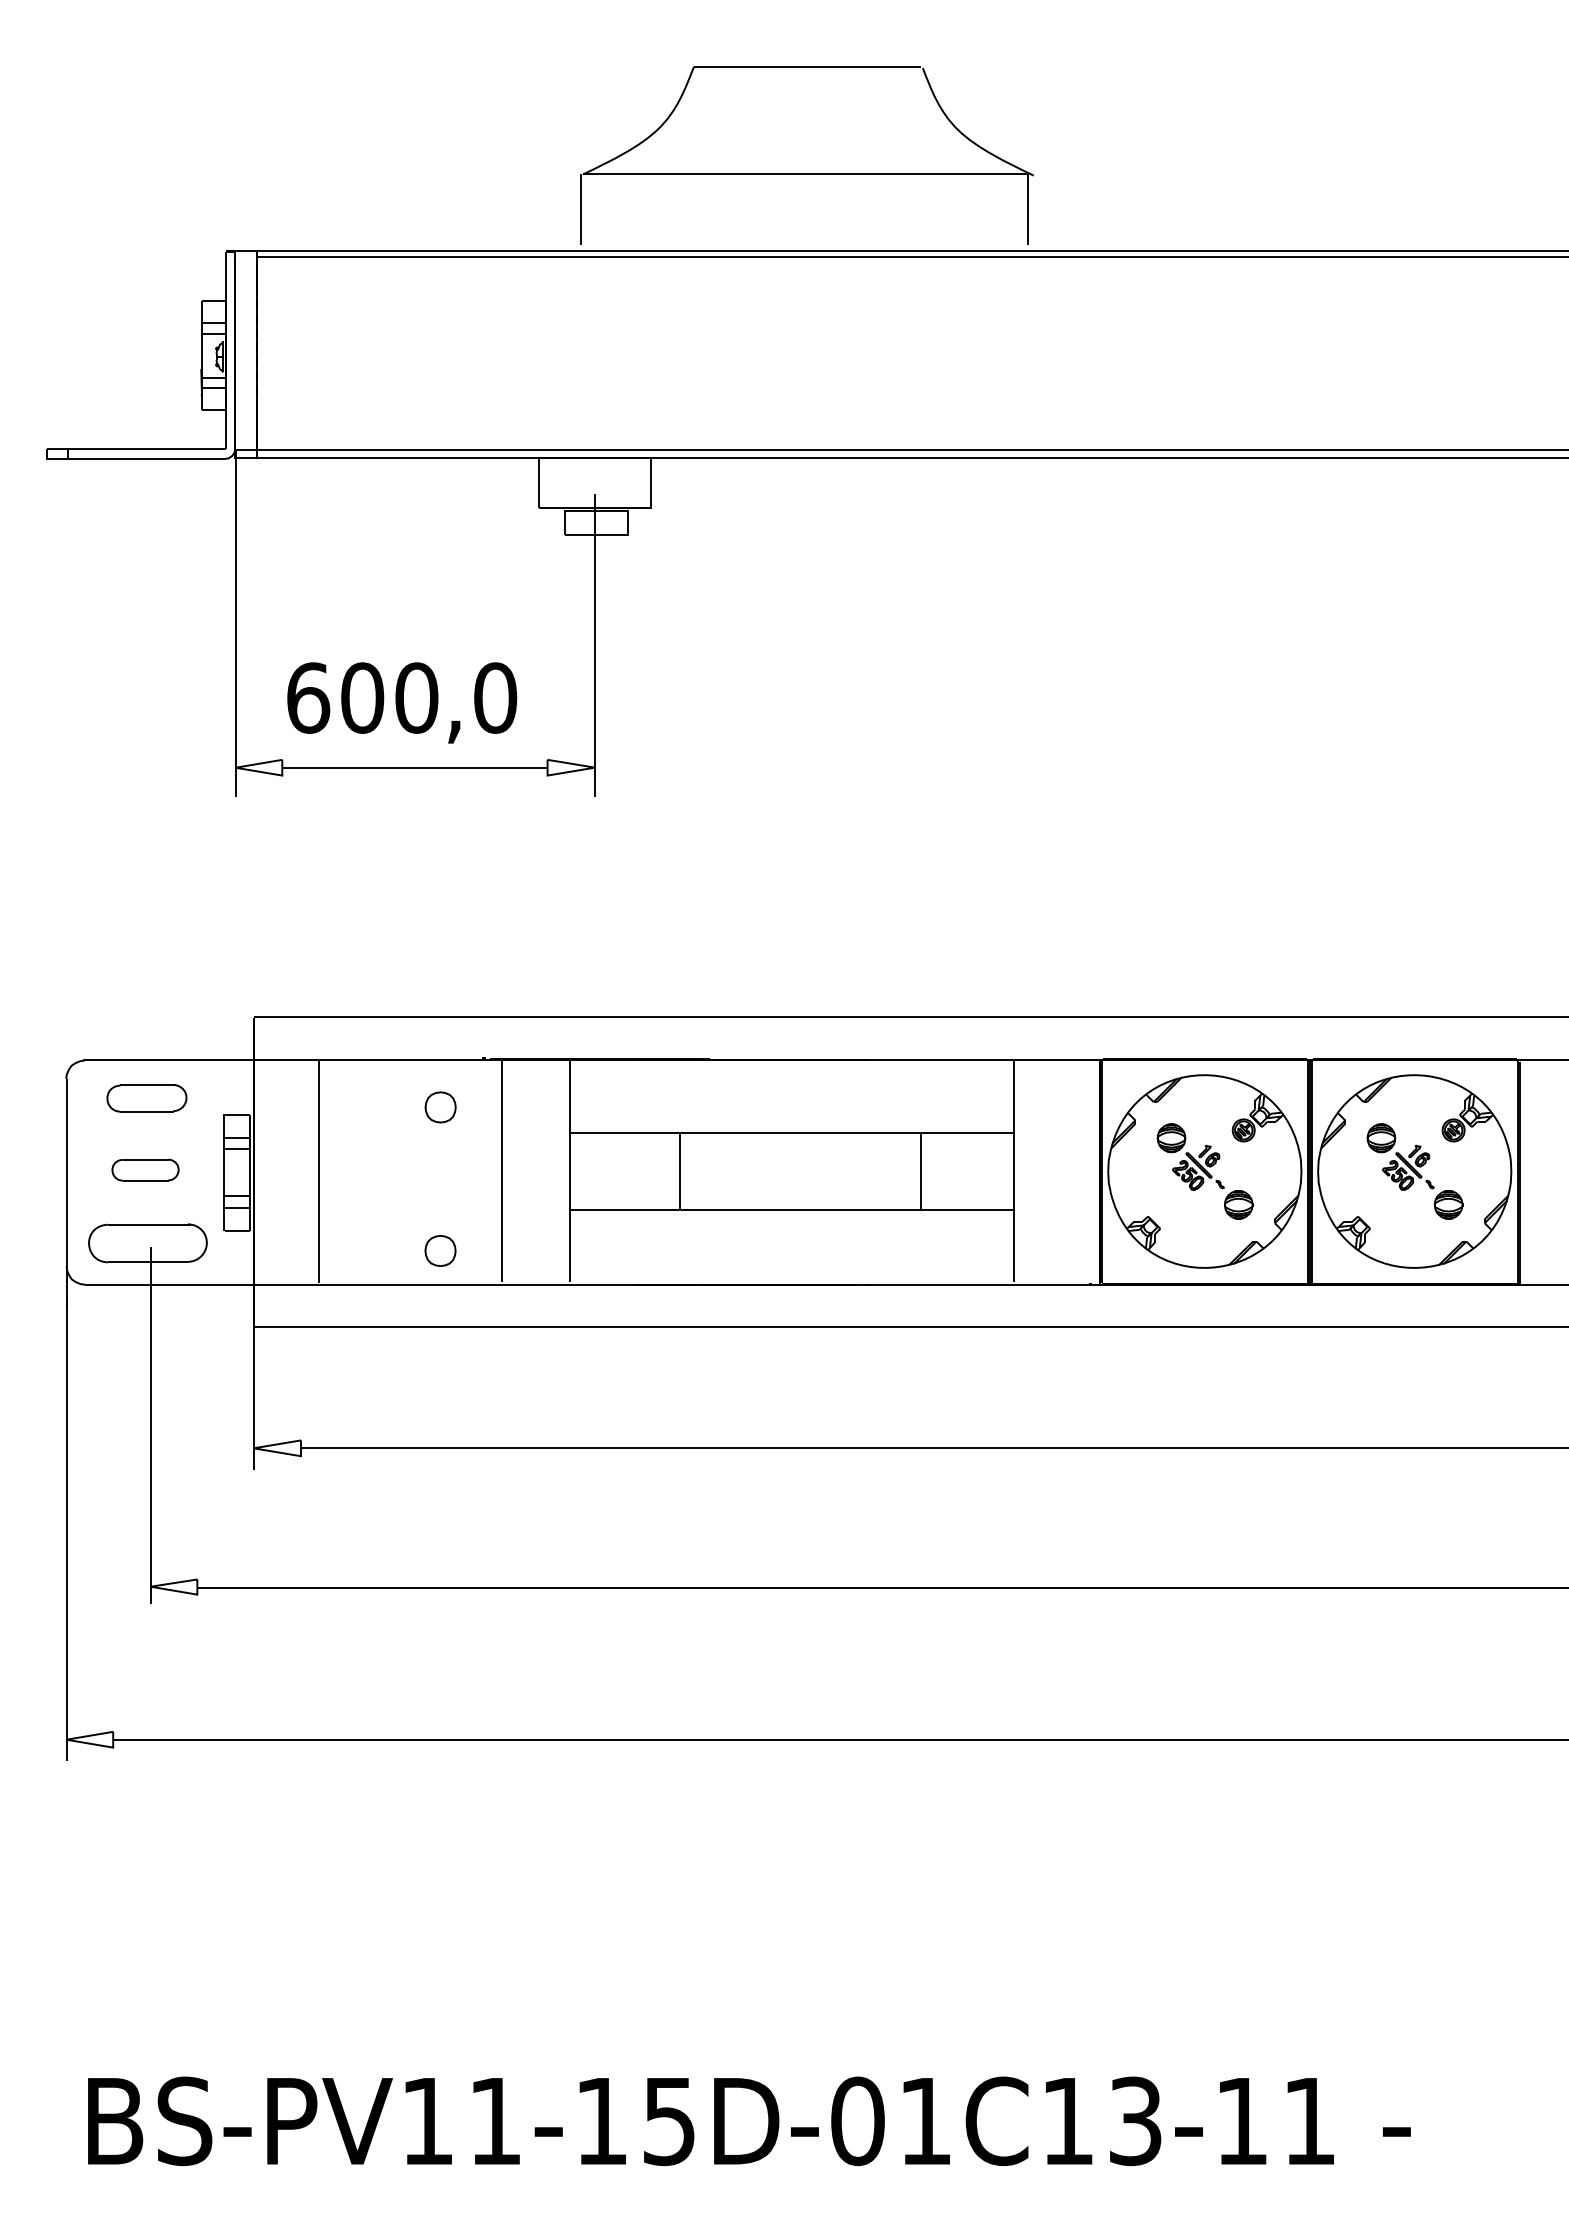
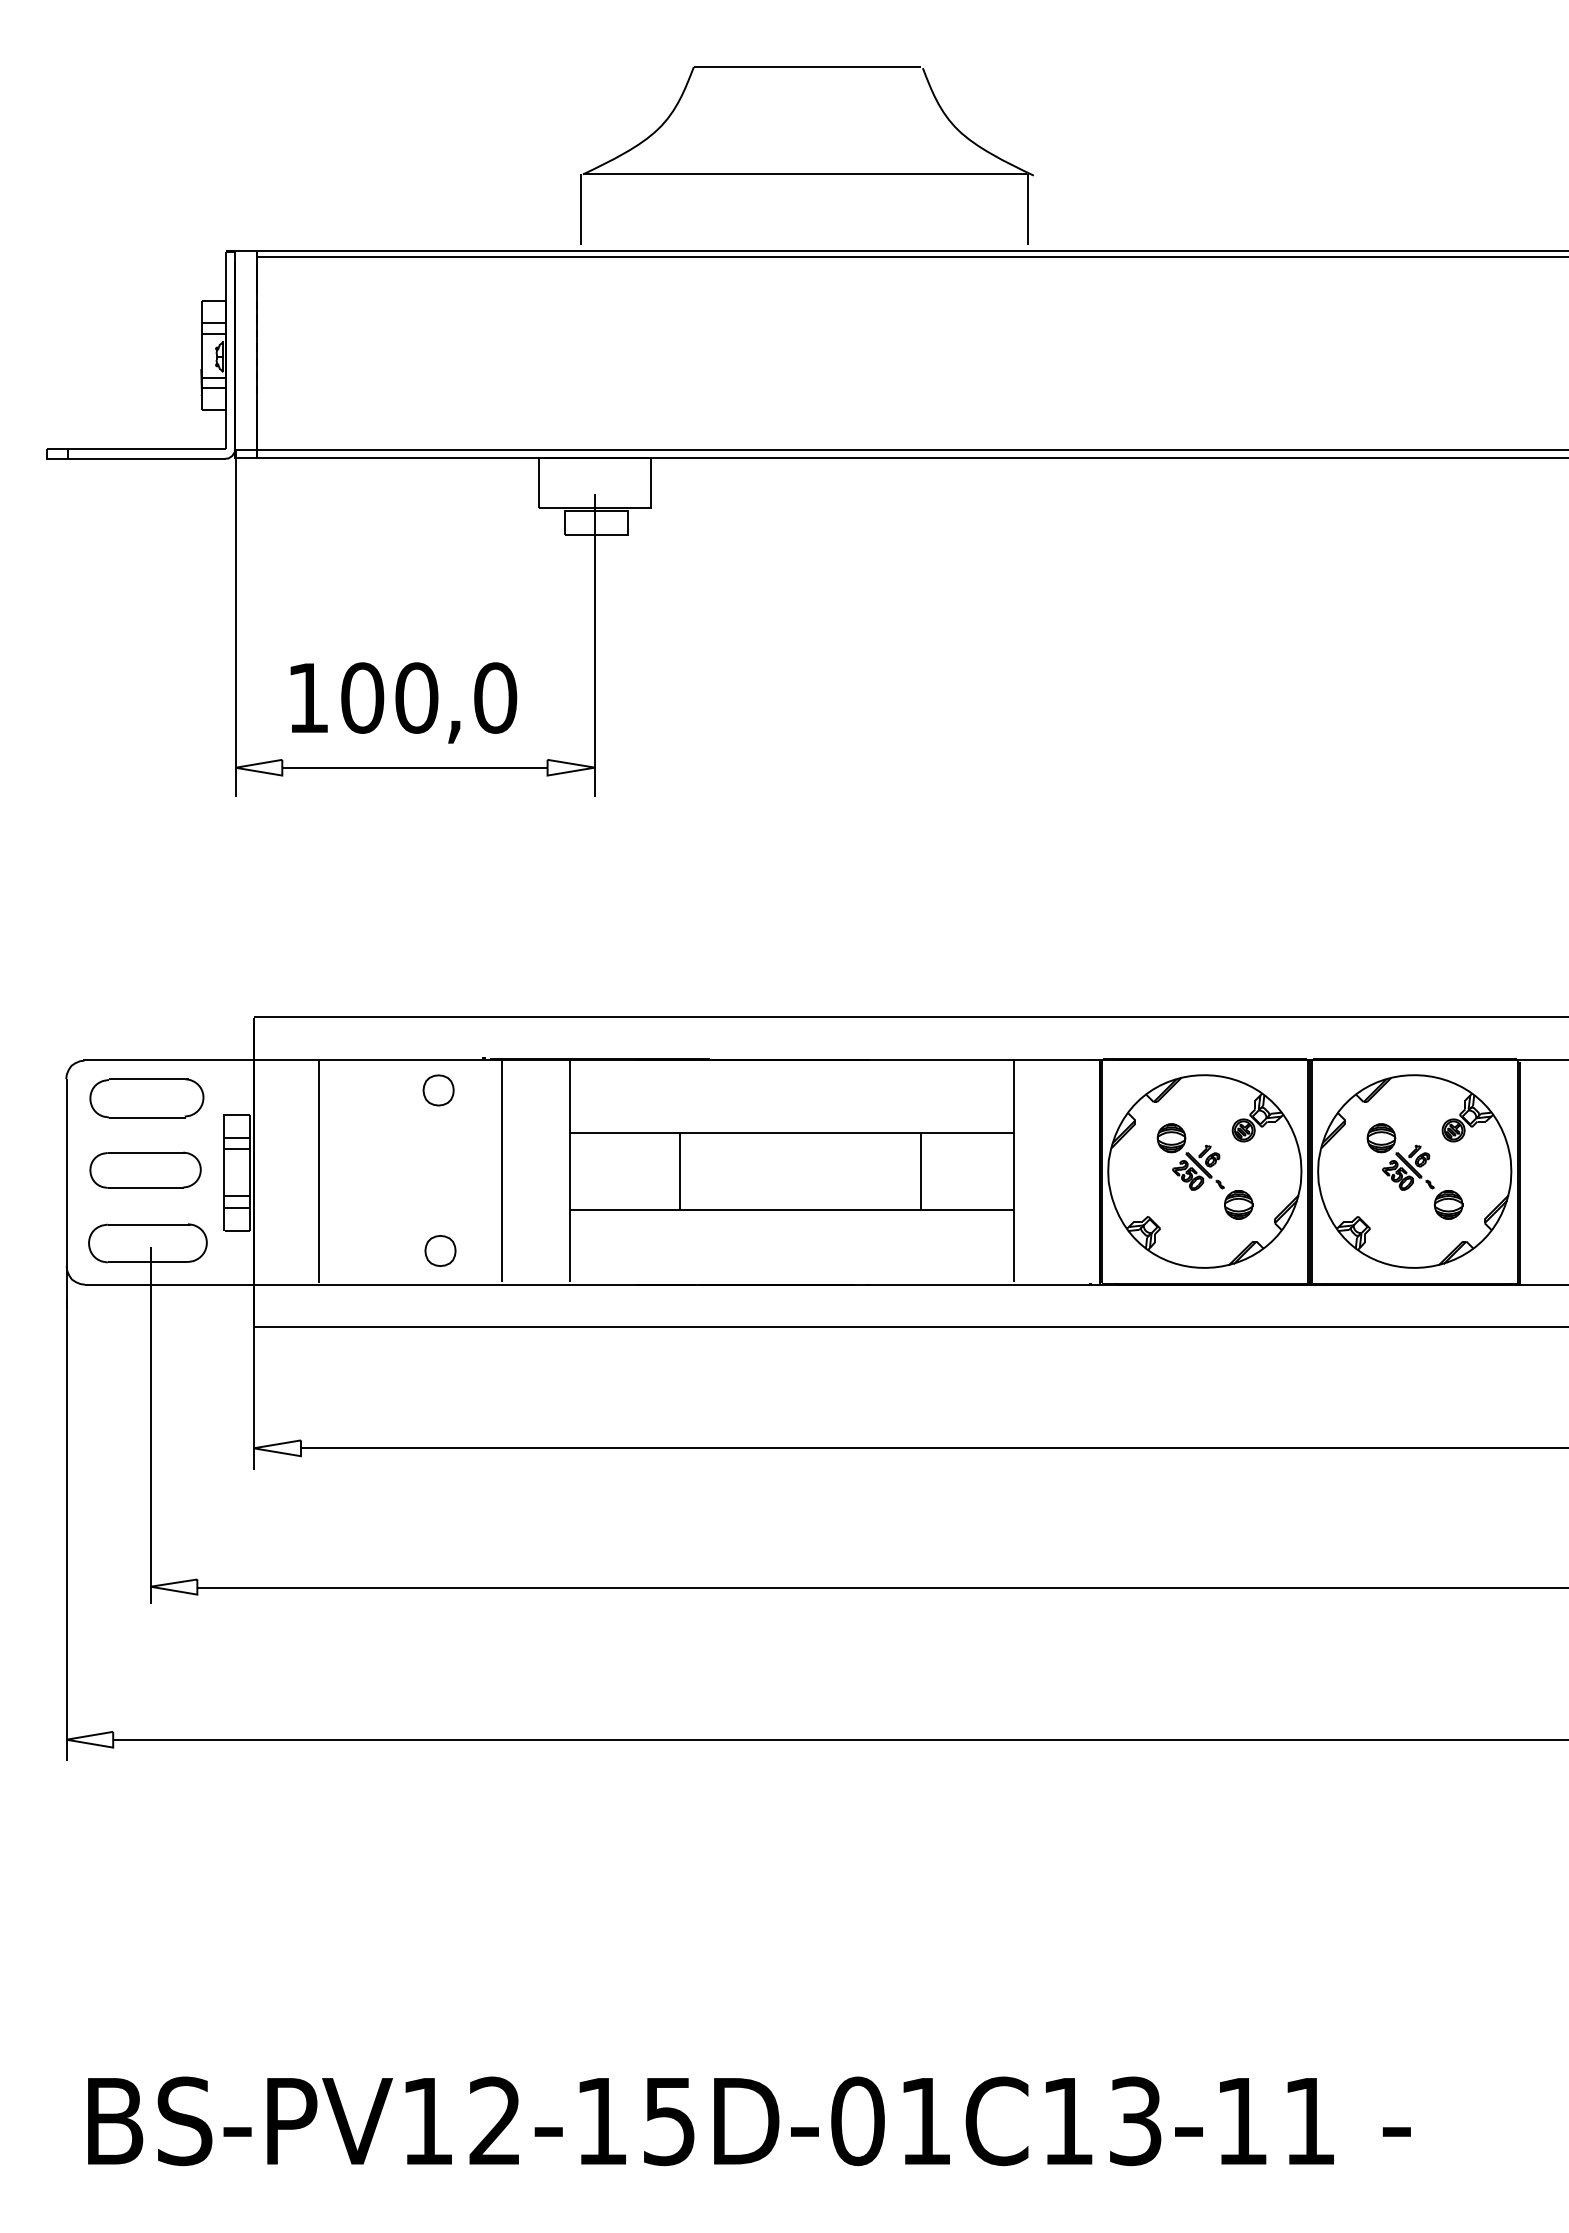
text: 600 -> 100 (308, 697)
part size: 82x29 px -> 116x41 px (146, 1098)
part position: (440, 1107) -> (438, 1090) (438, 1090)
part size: 69x24 px -> 113x38 px (145, 1169)
text: BS-PV11-15D-01C13-11 -> BS-PV12-15D-01C13-11 (494, 2120)
